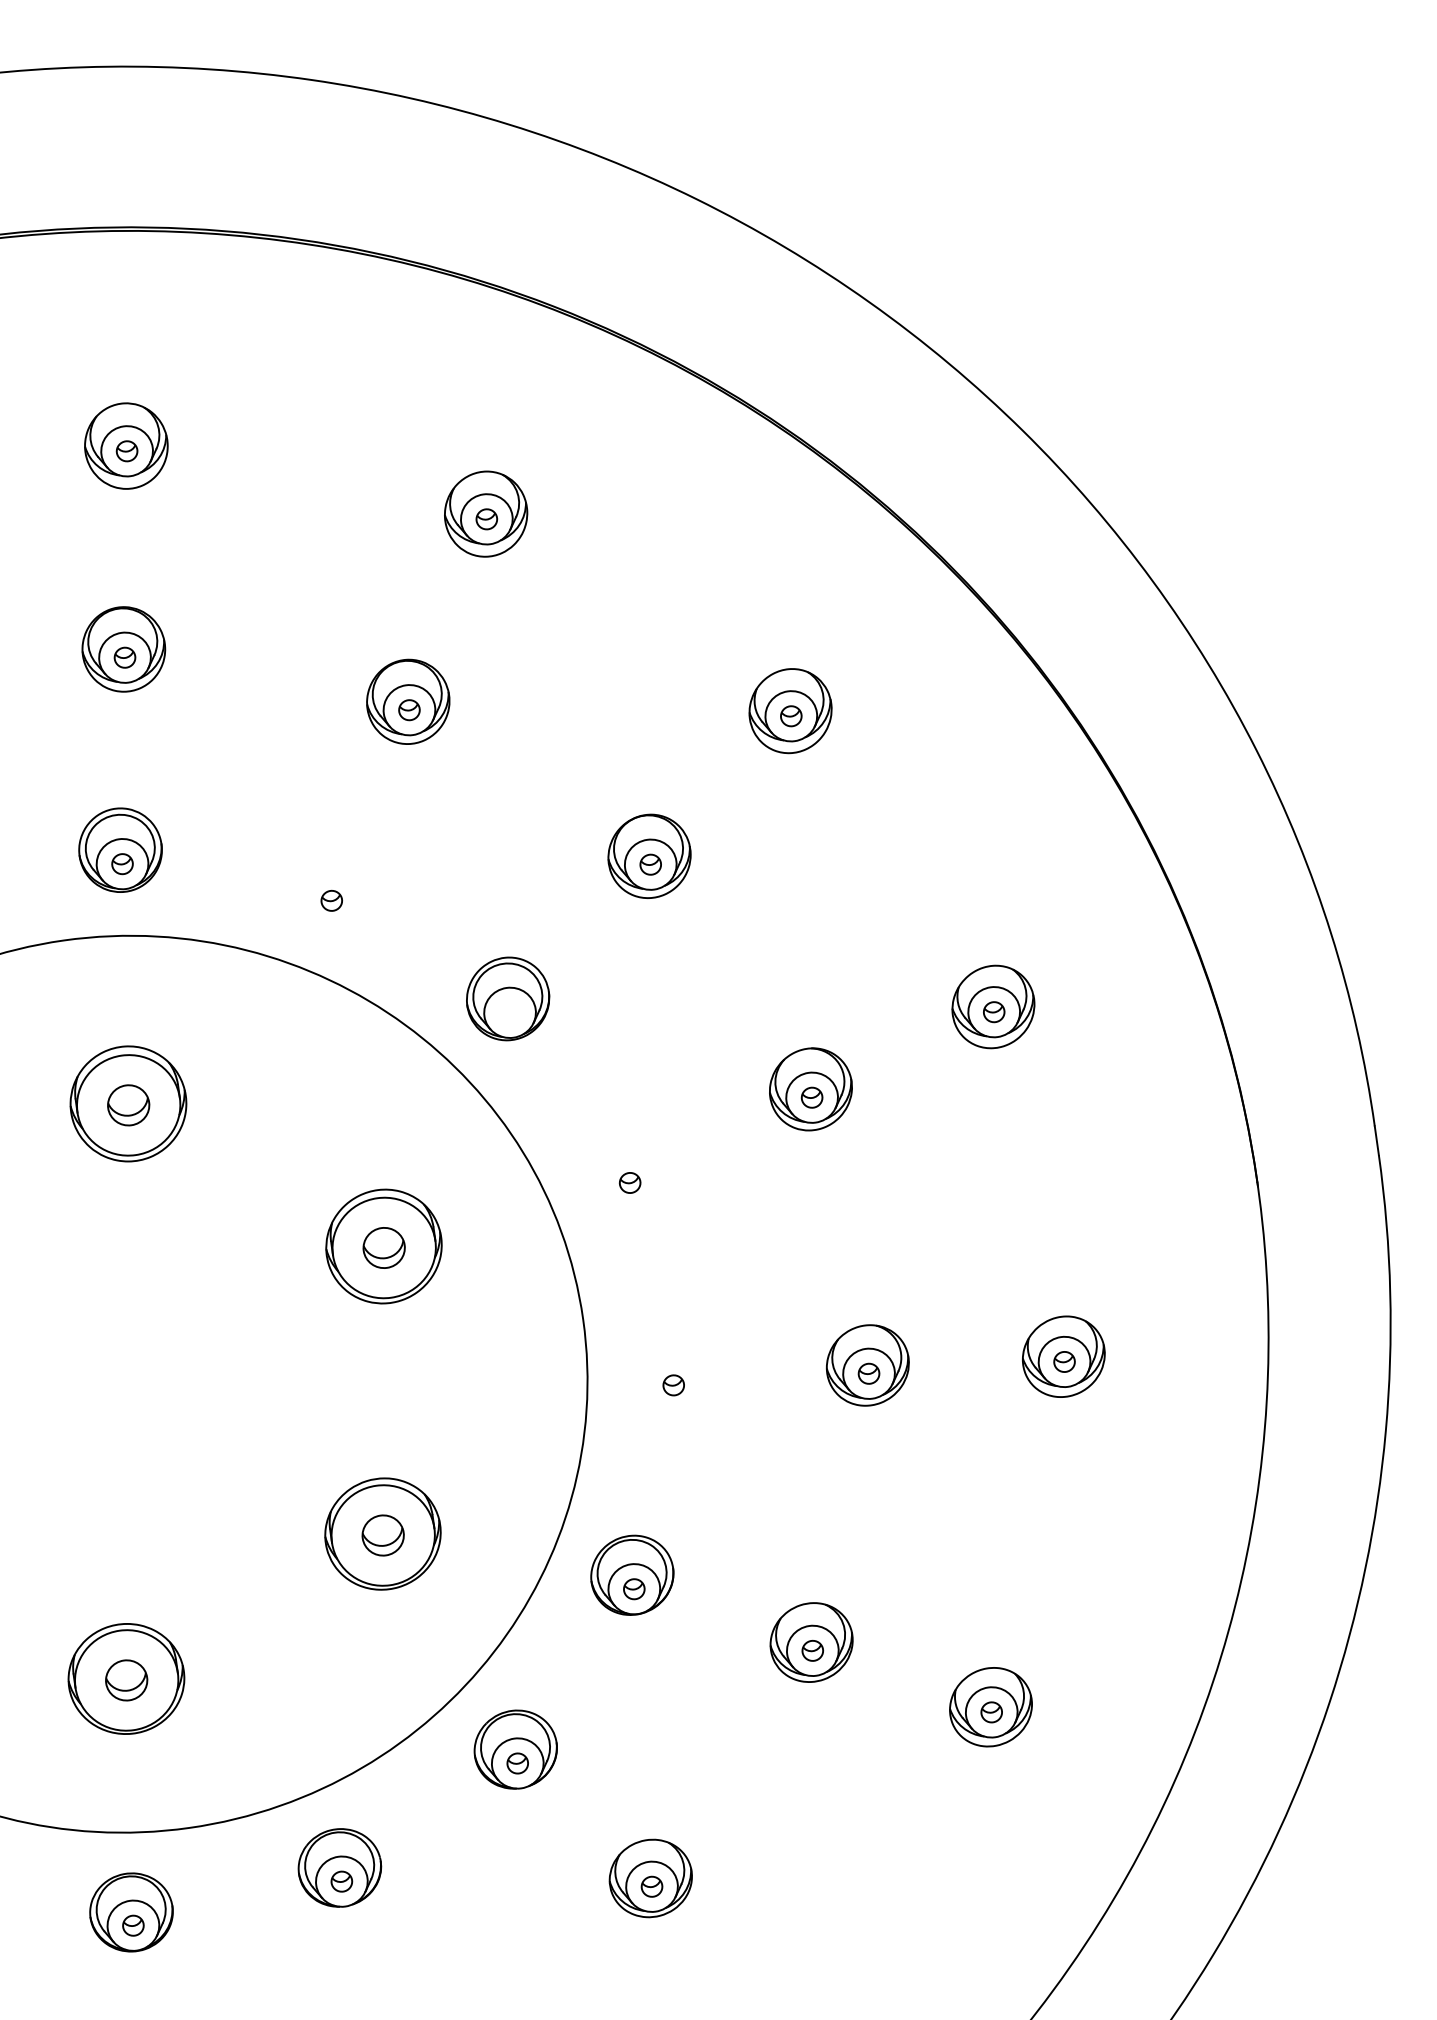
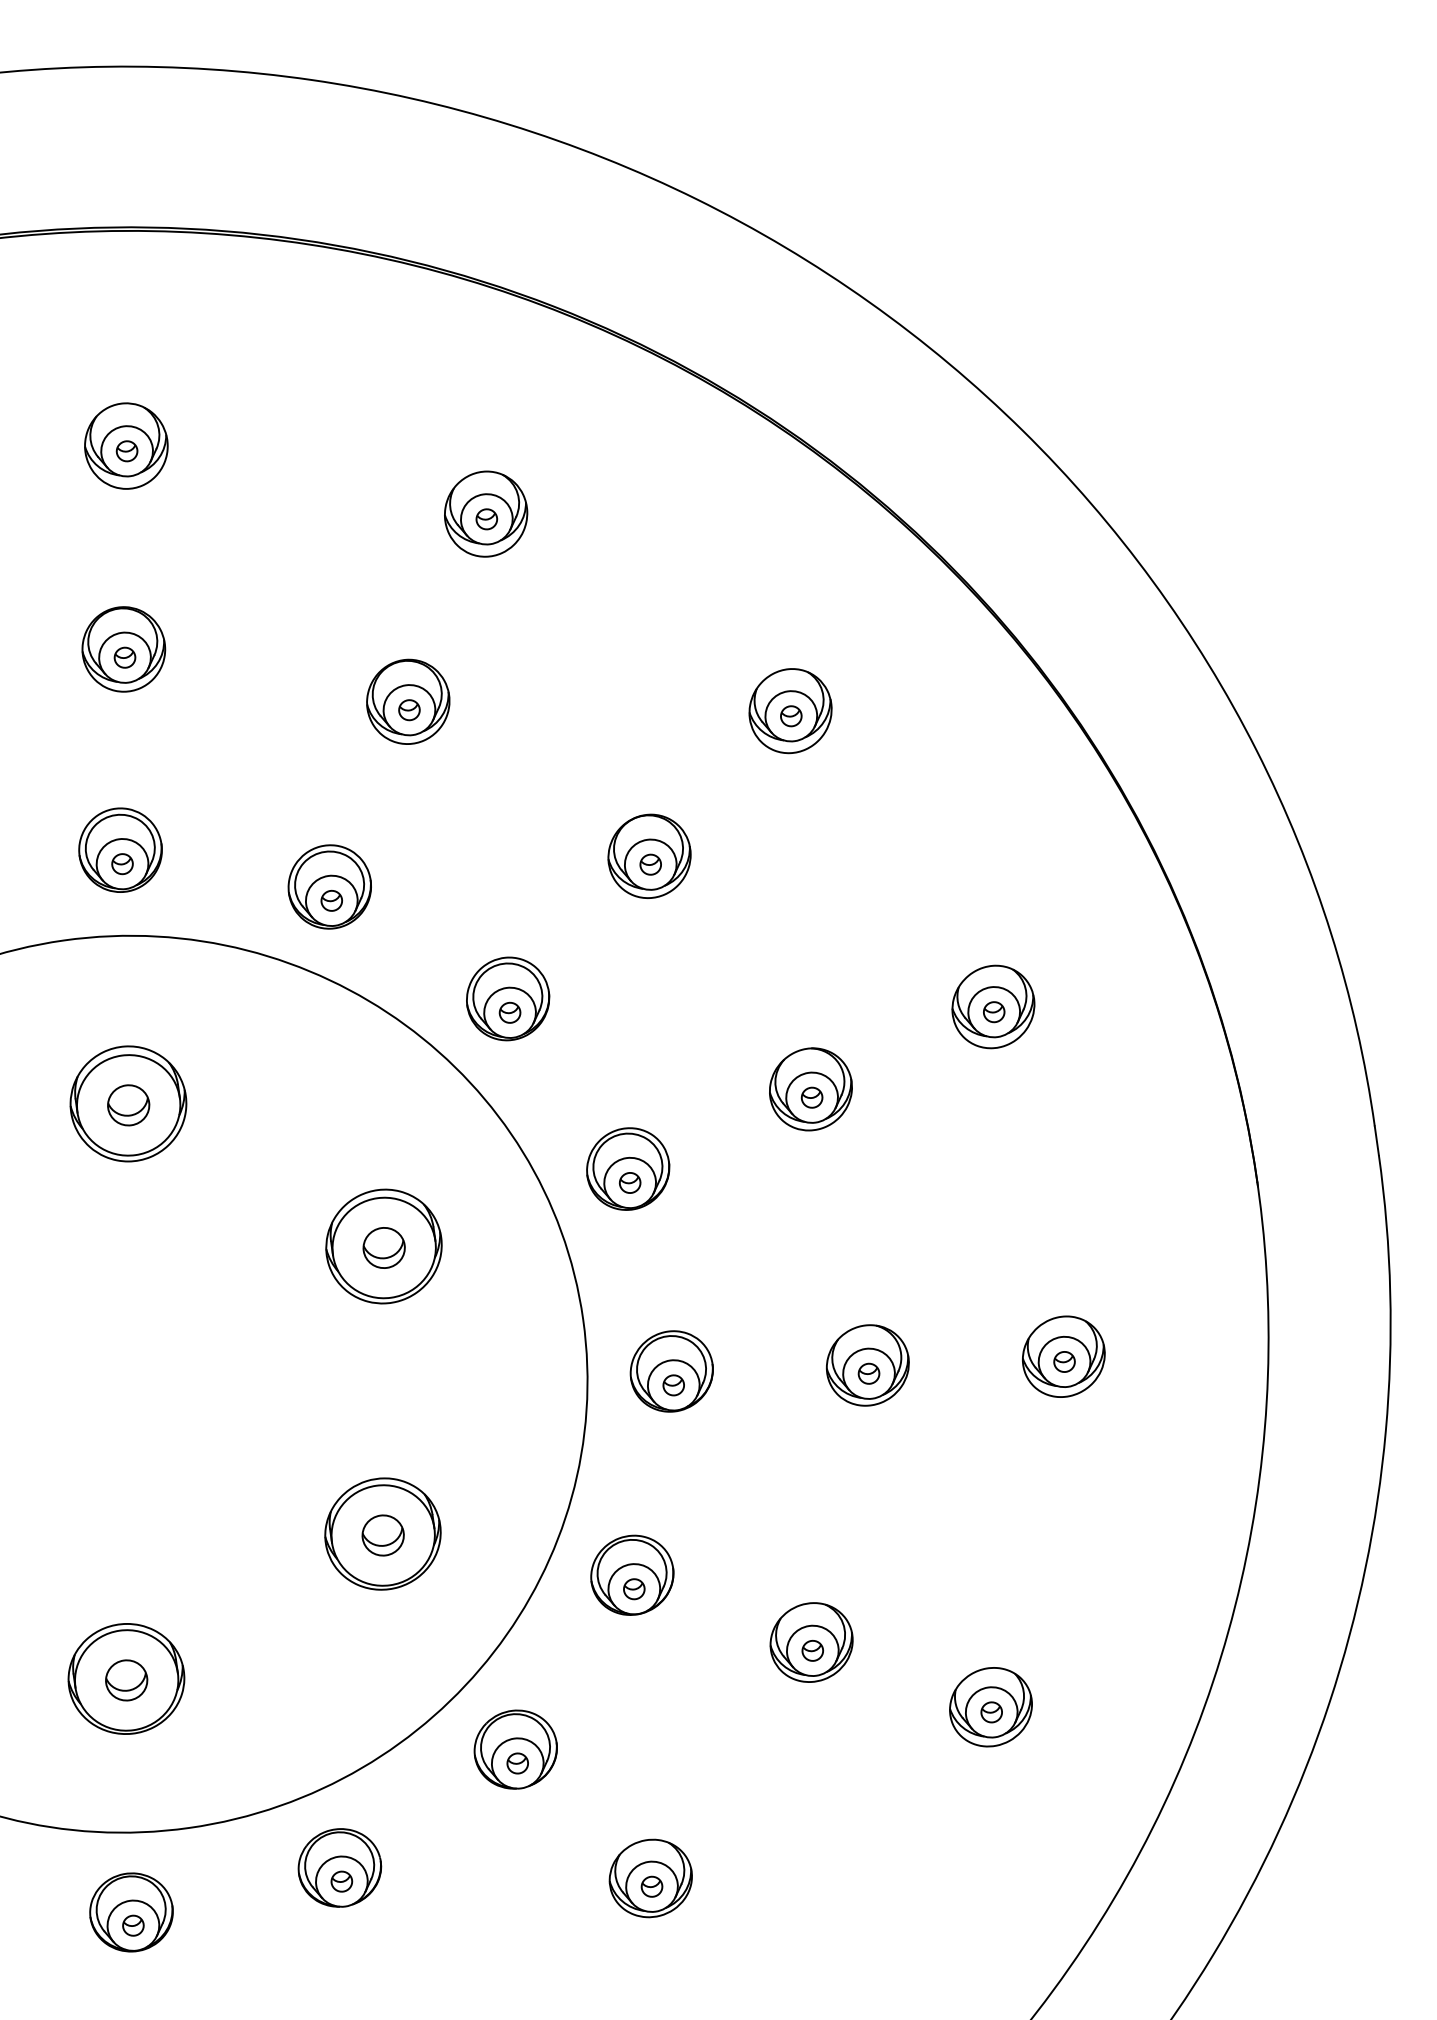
part: none -> present (329, 886)
part: none -> present (509, 1012)
part: none -> present (628, 1168)
part: none -> present (671, 1371)
